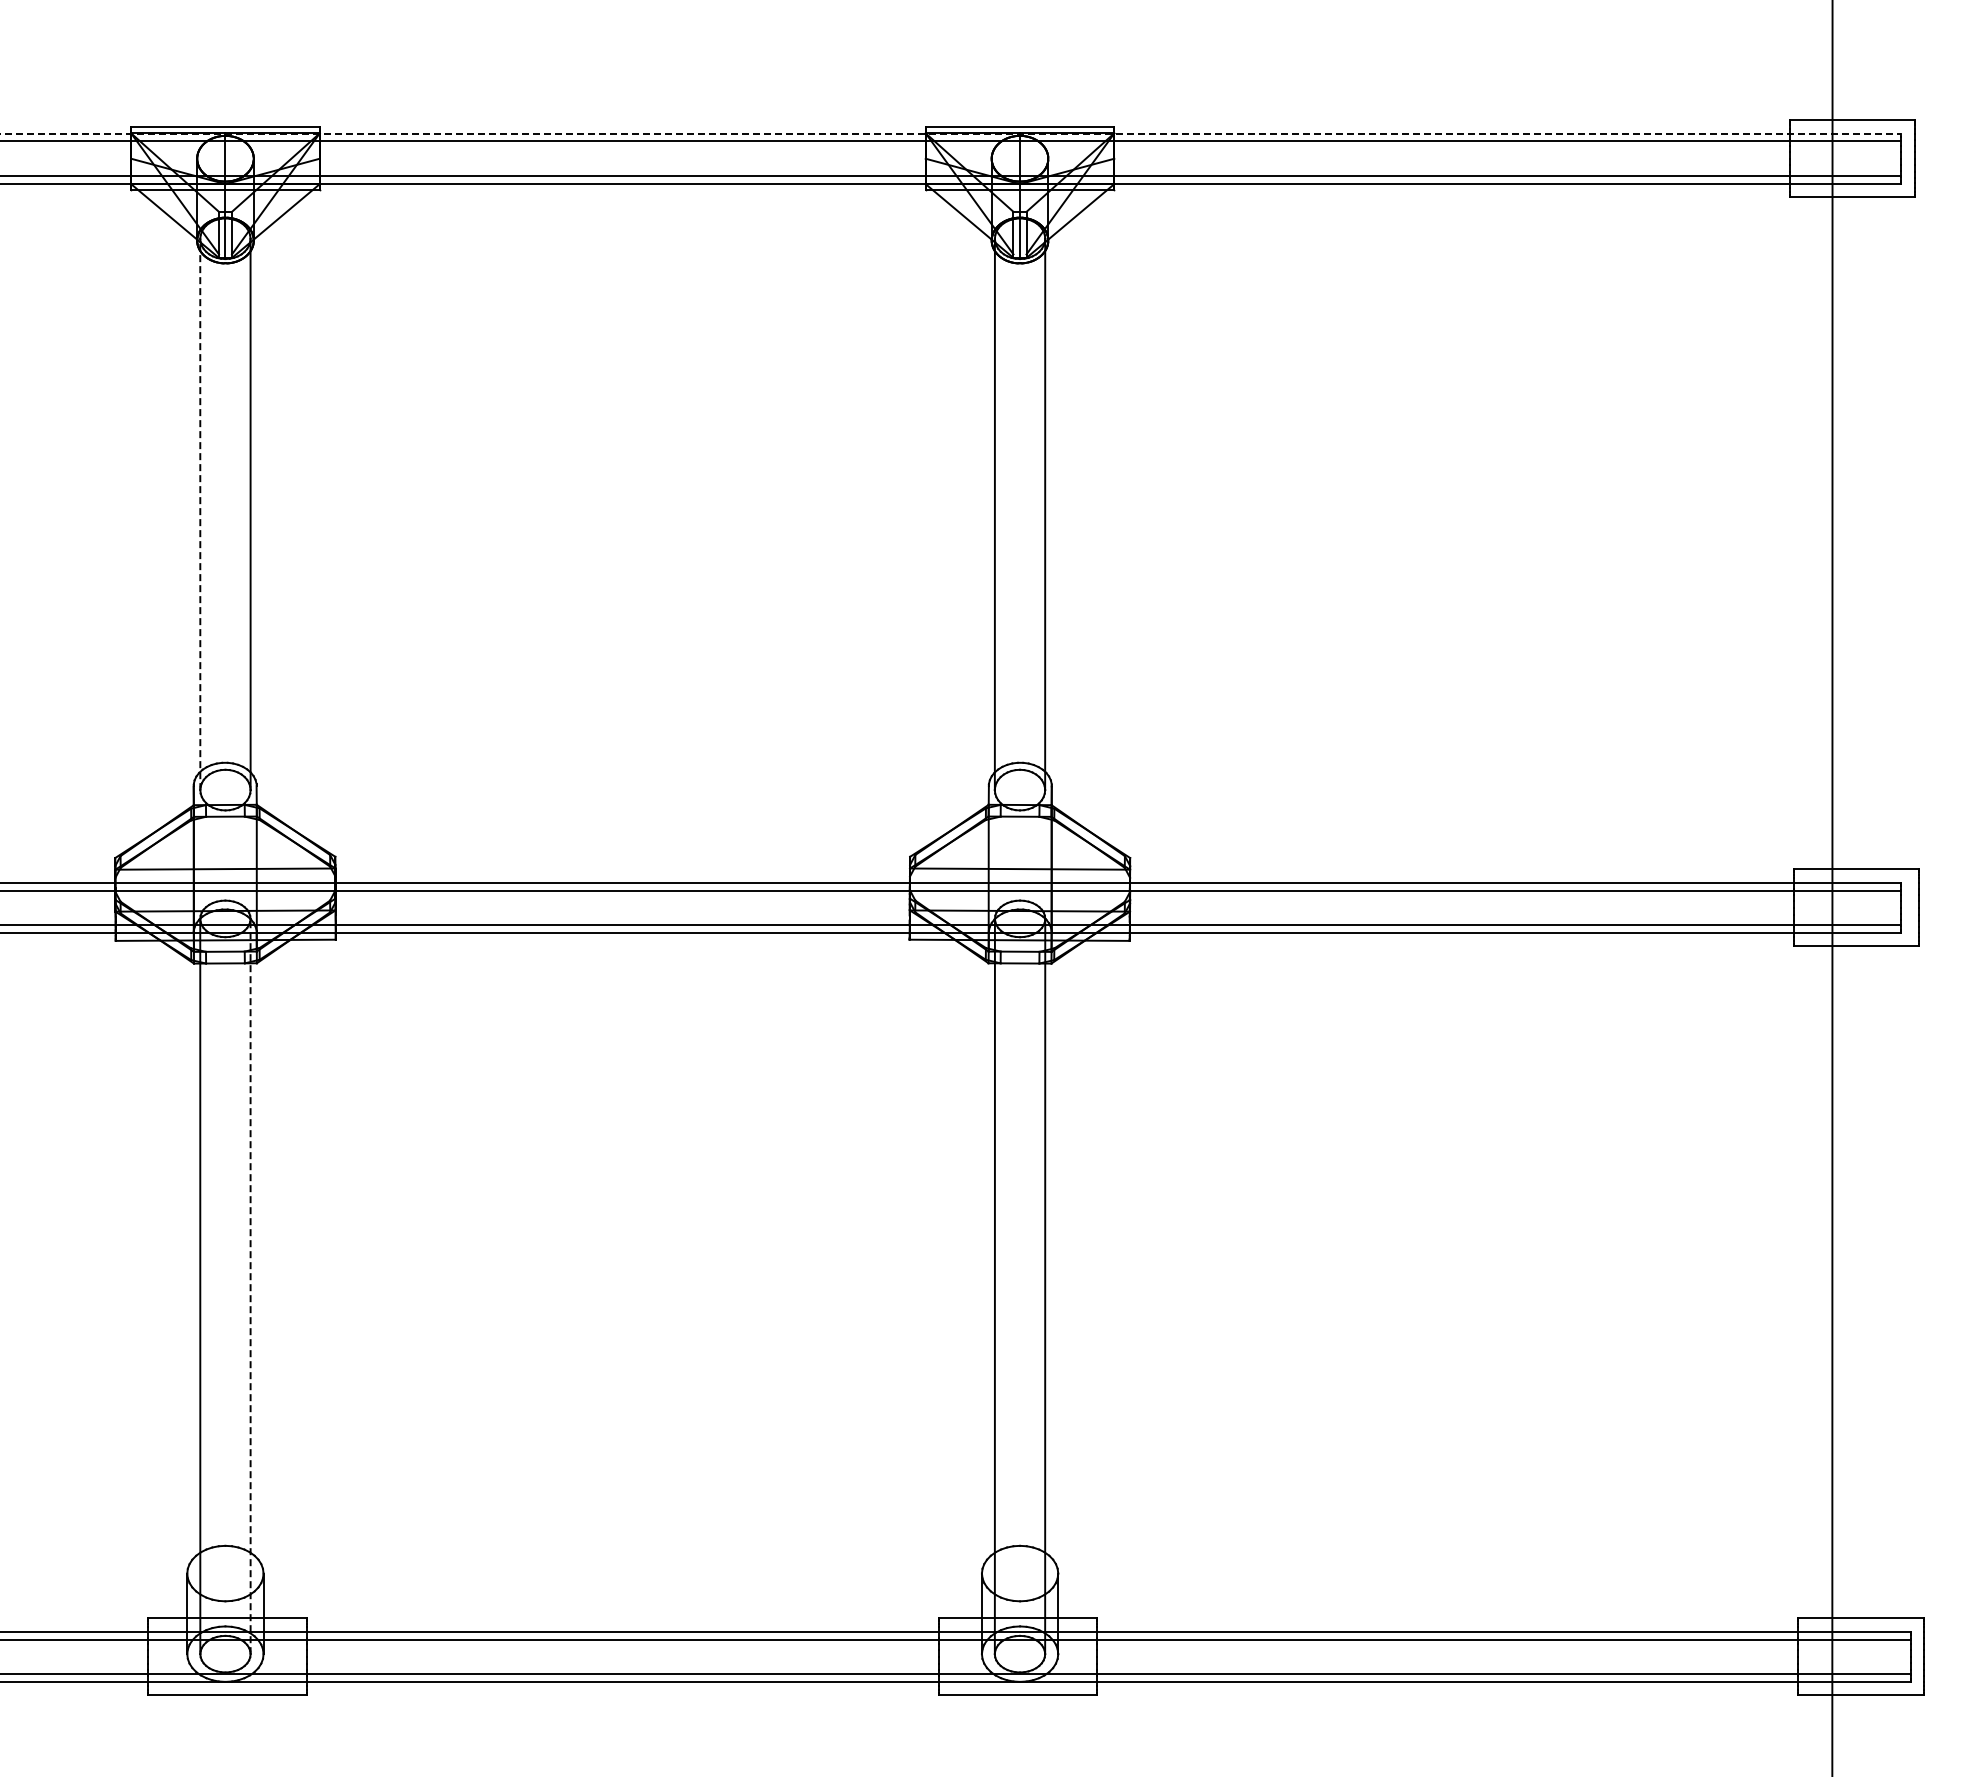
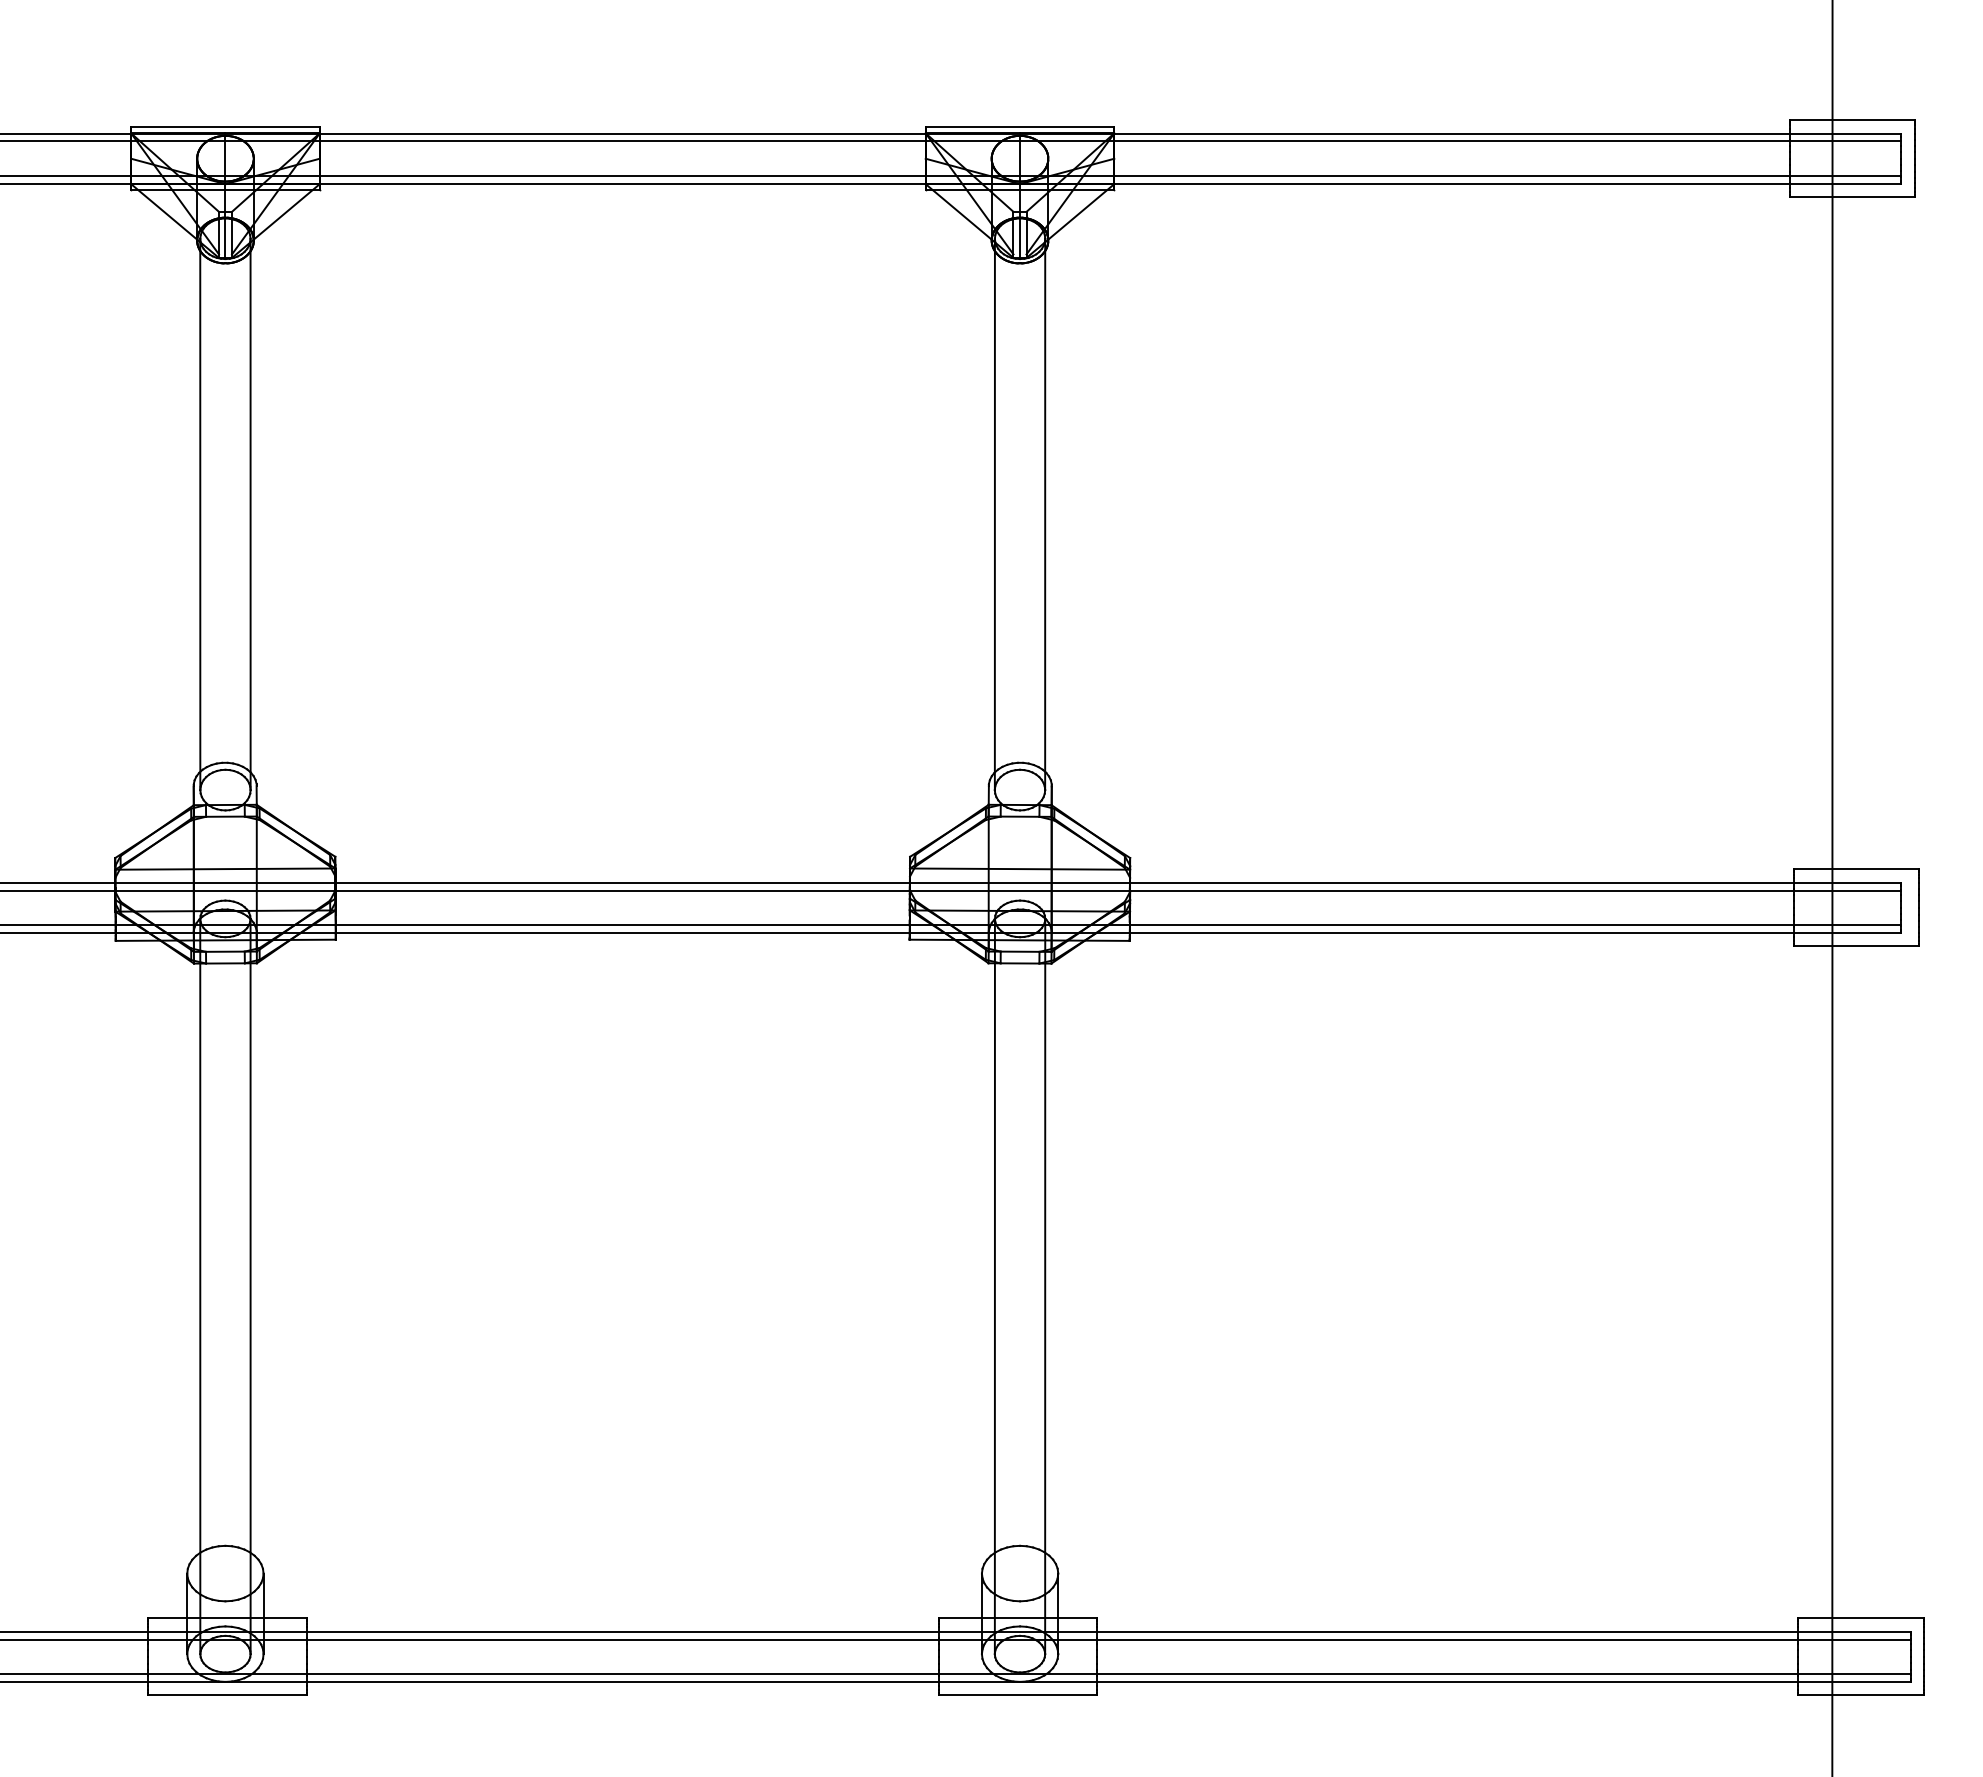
line: dashed -> solid (951, 133)
line: dashed -> solid (200, 514)
line: dashed -> solid (250, 1286)
